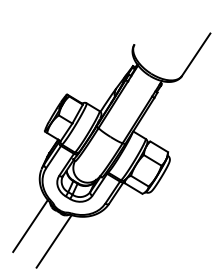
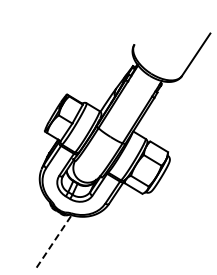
line: present -> none (30, 226)
line: solid -> dashed (54, 241)
